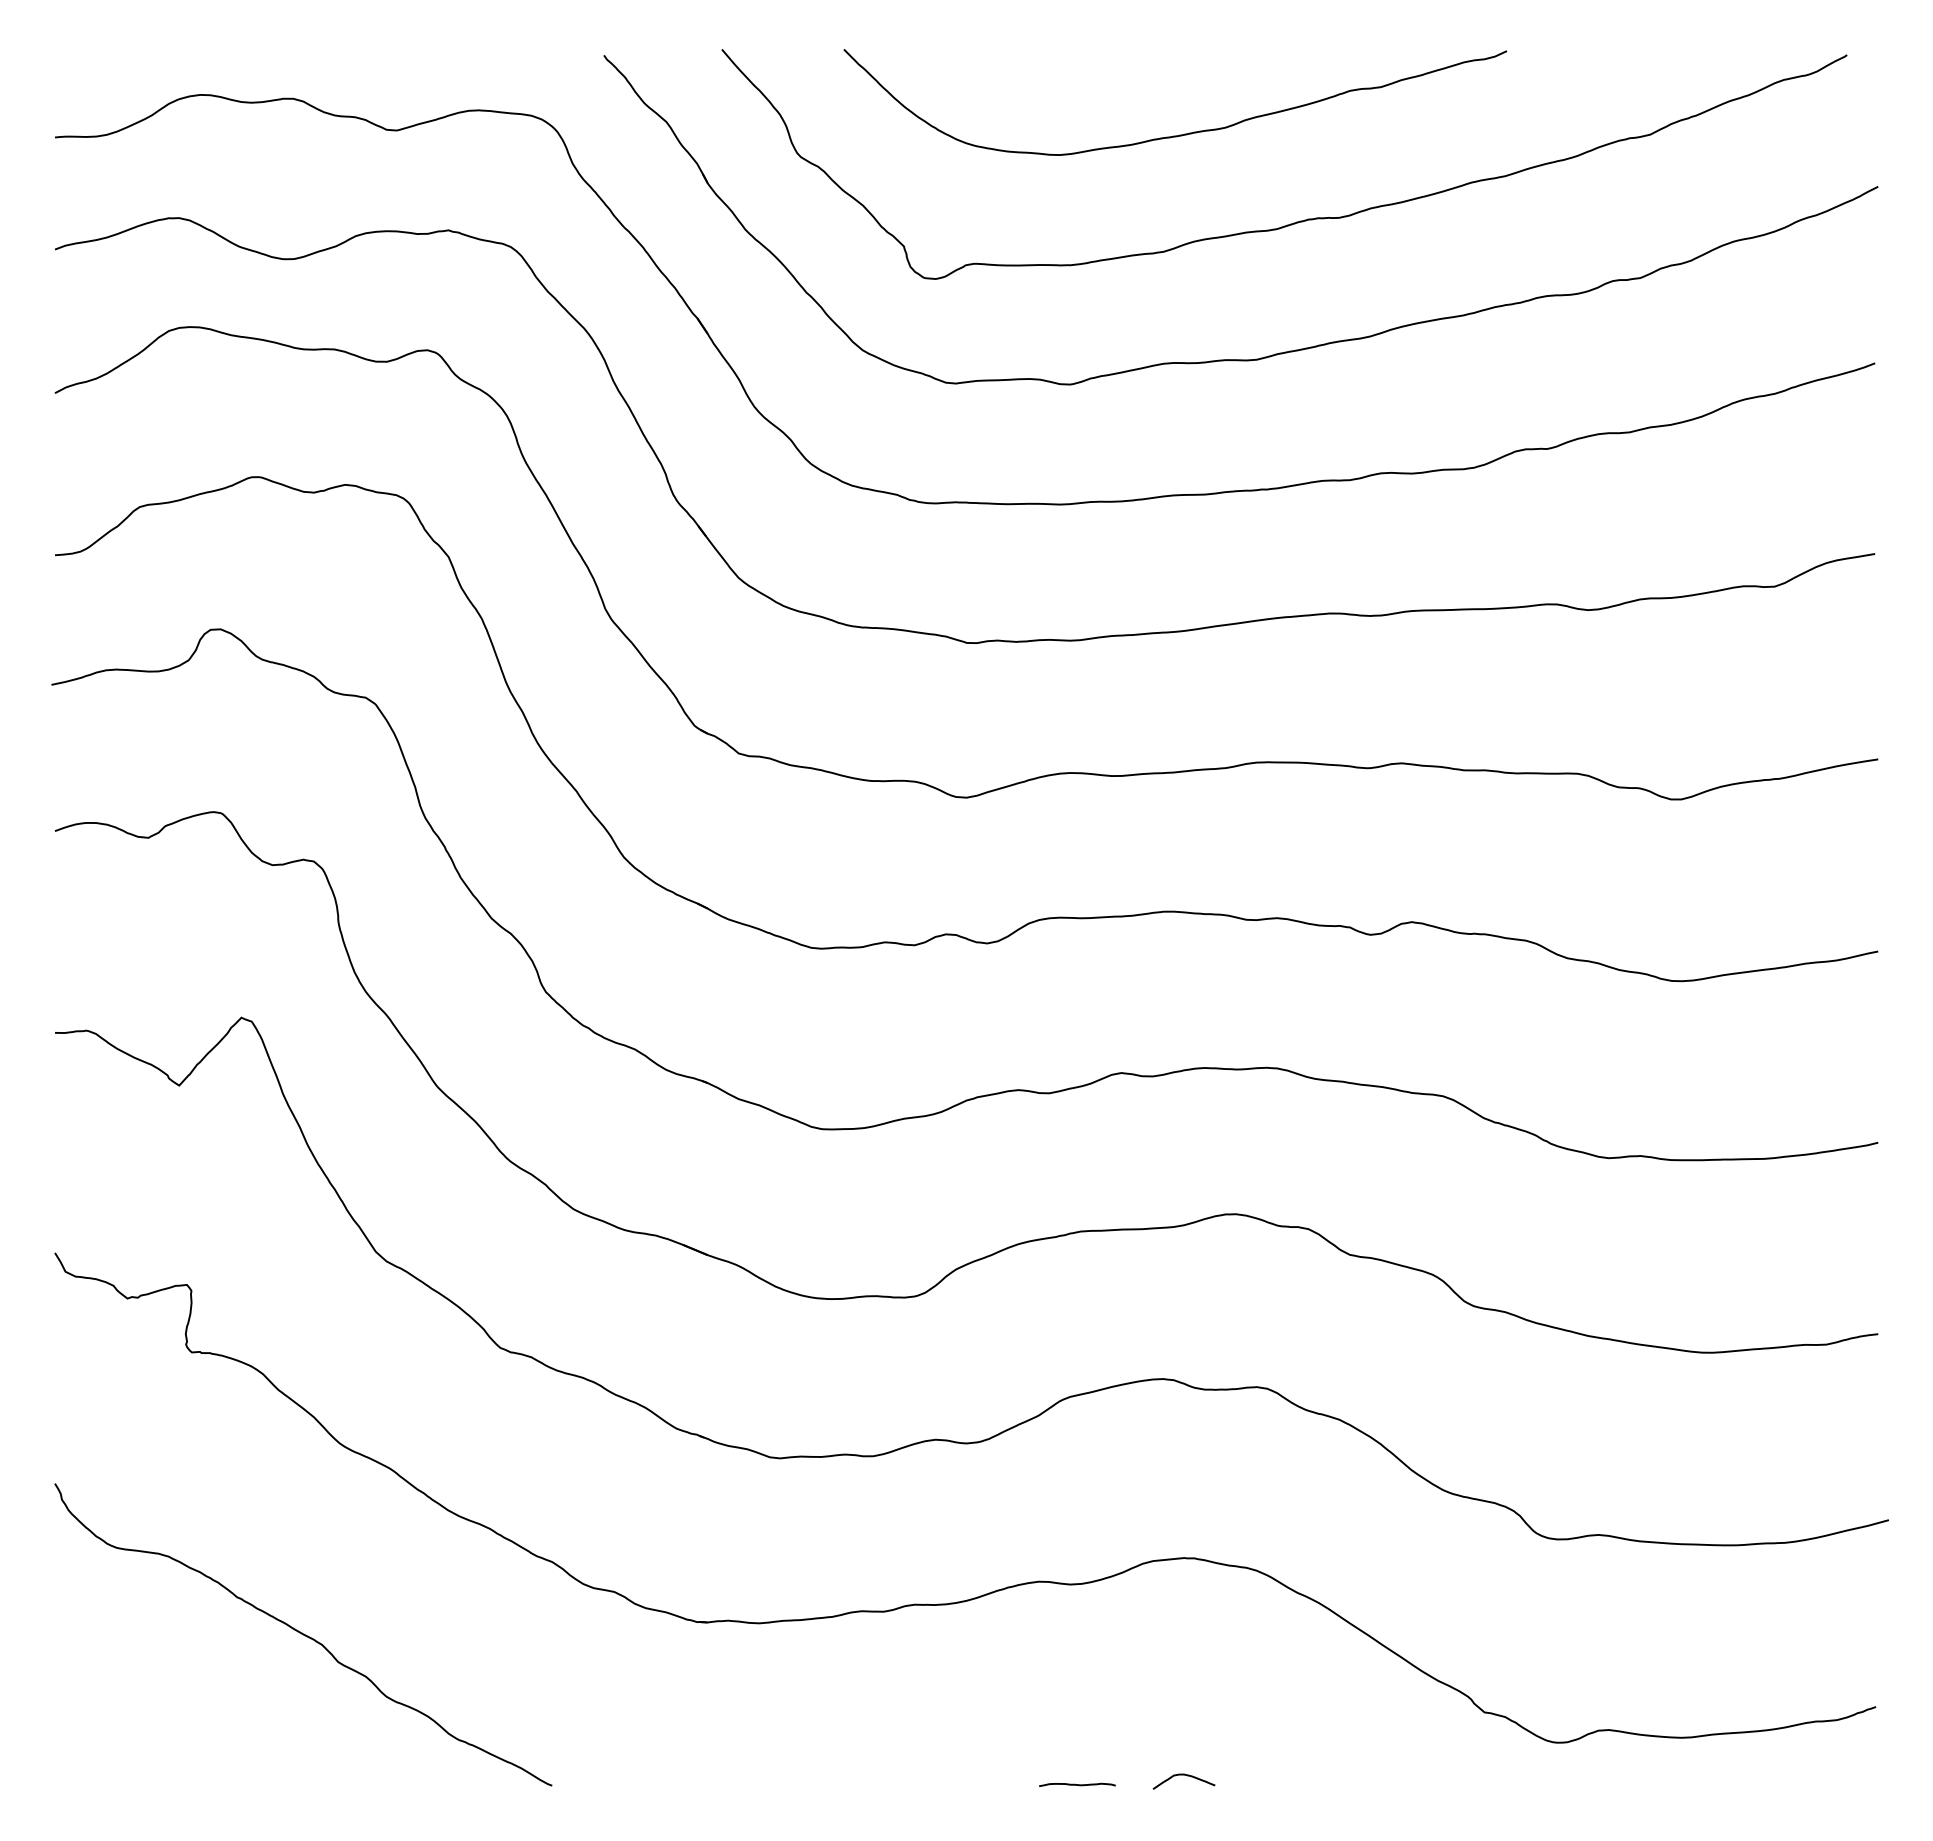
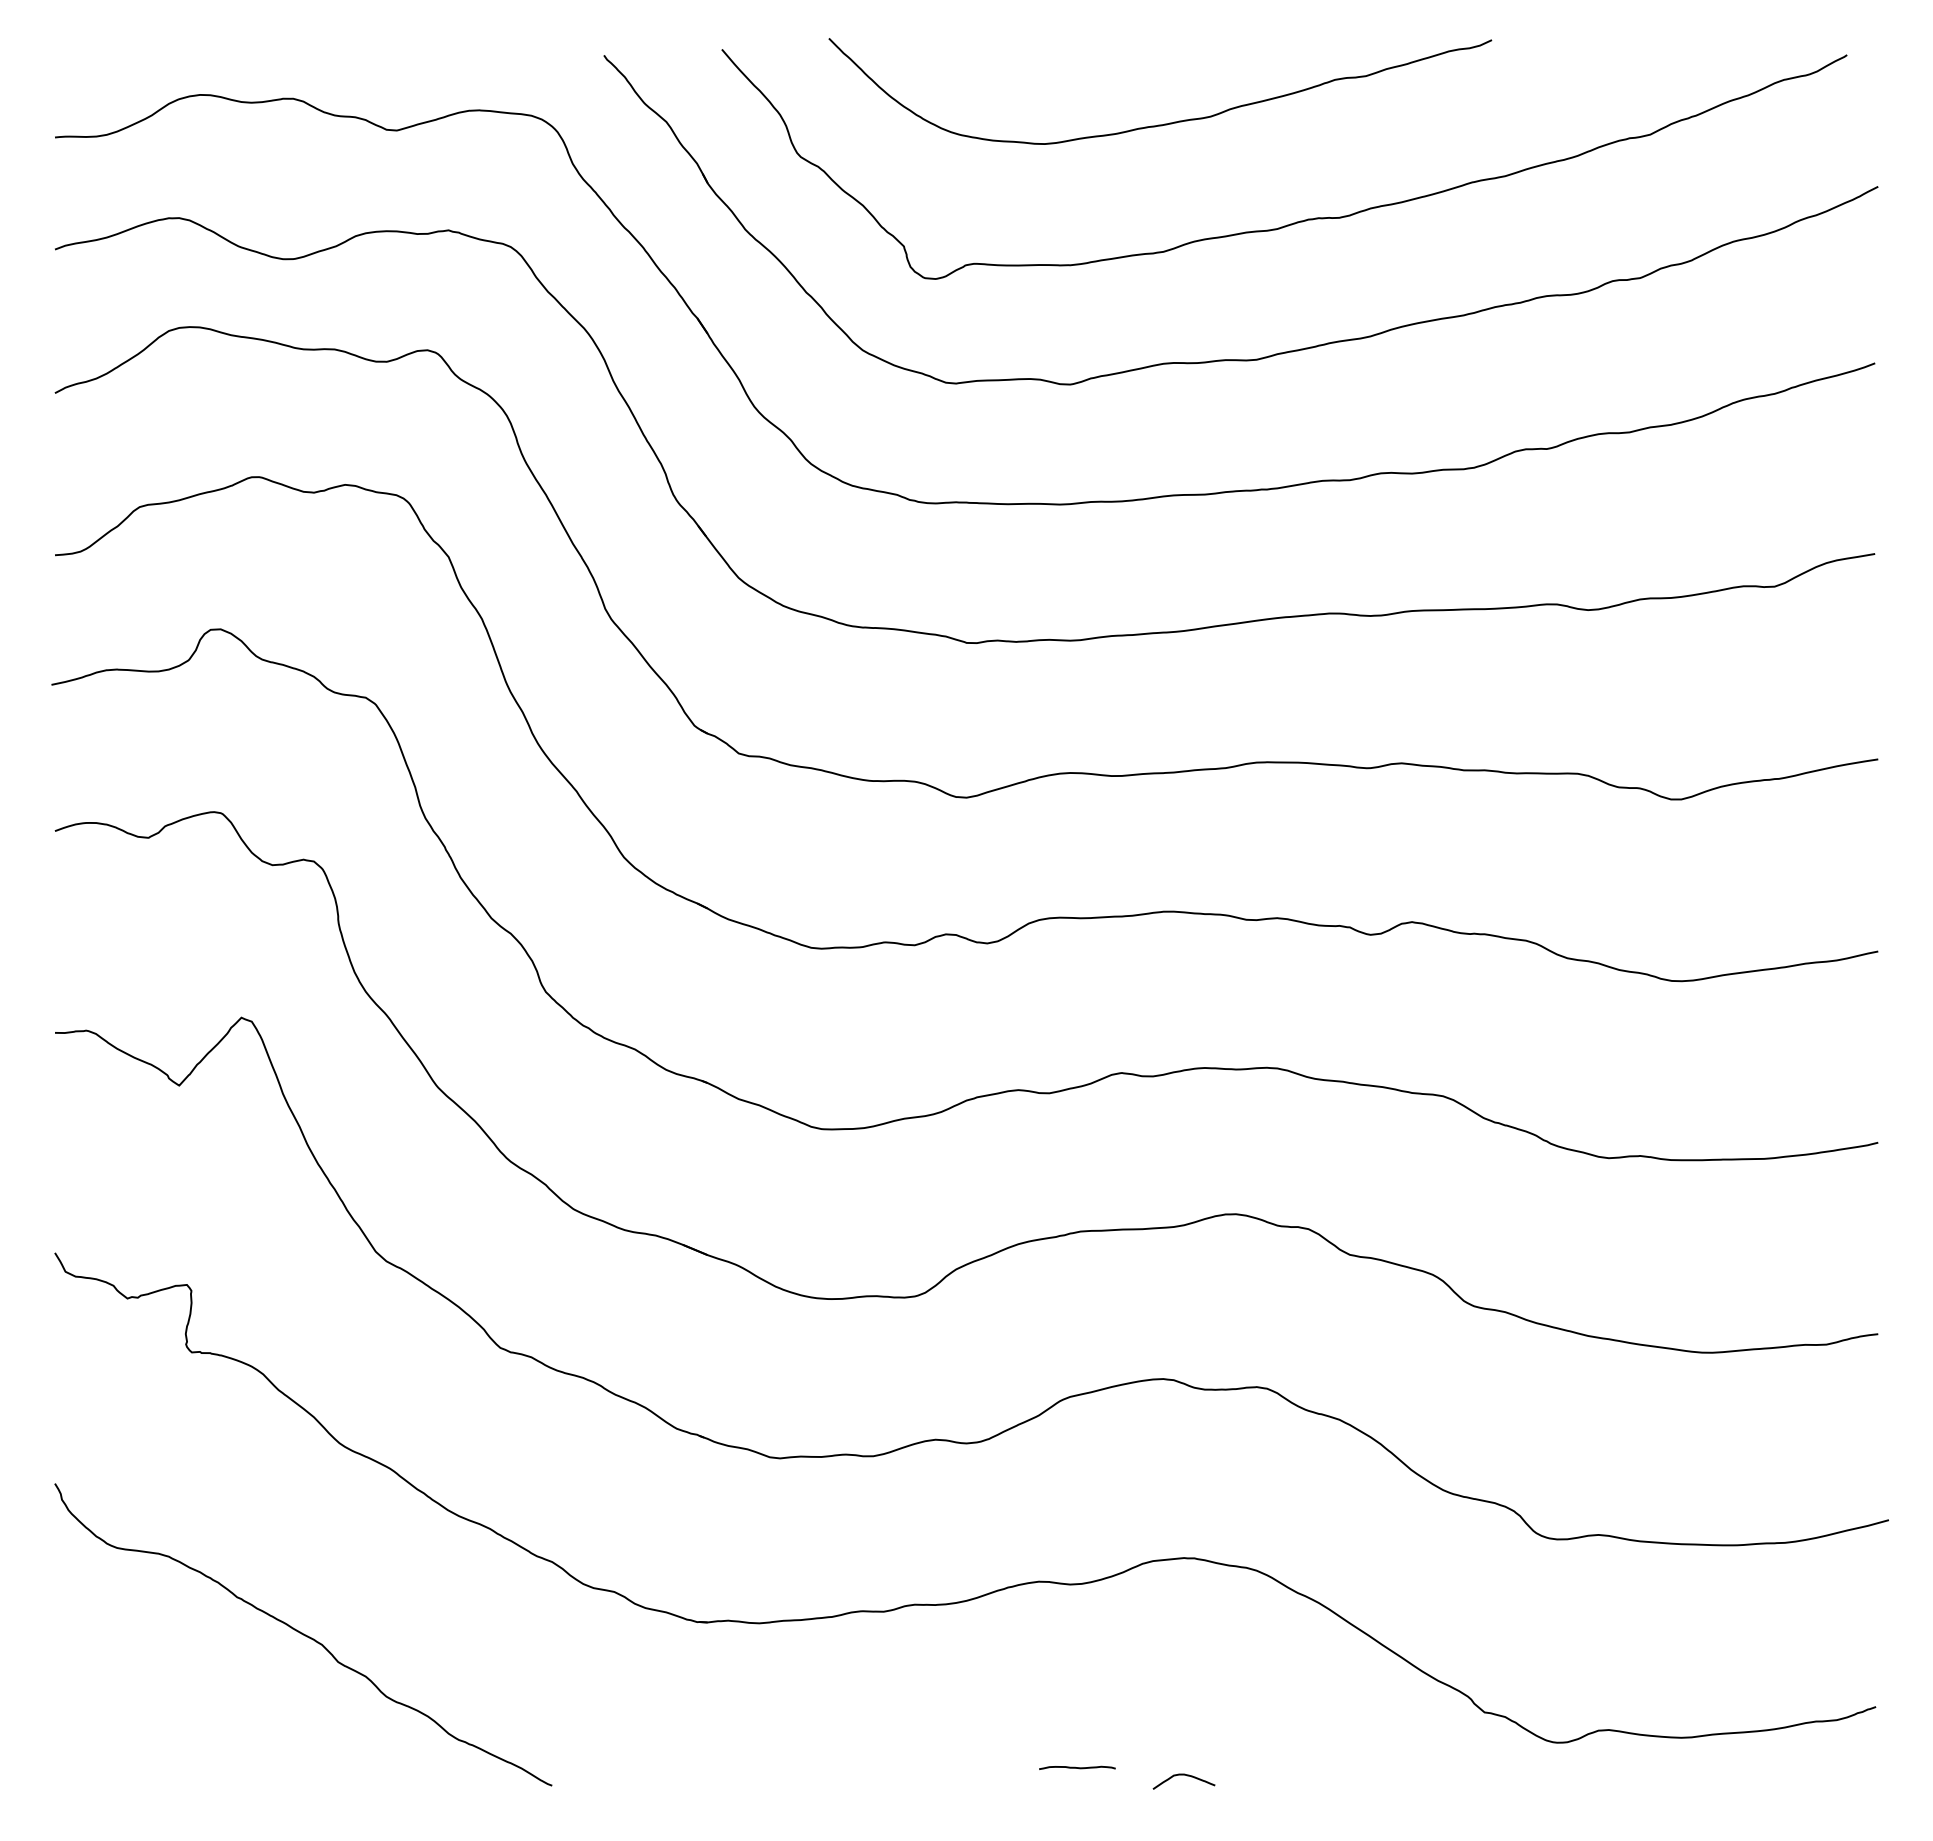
curve position: (1179, 134) -> (1164, 123) (1164, 123)
curve position: (1077, 1784) -> (1077, 1767) (1077, 1767)
